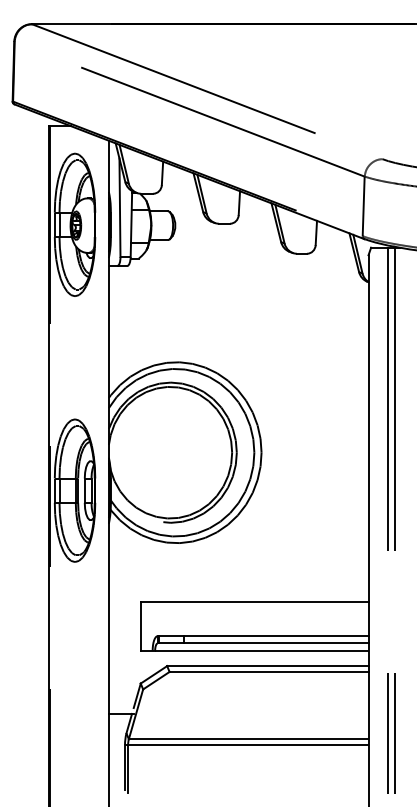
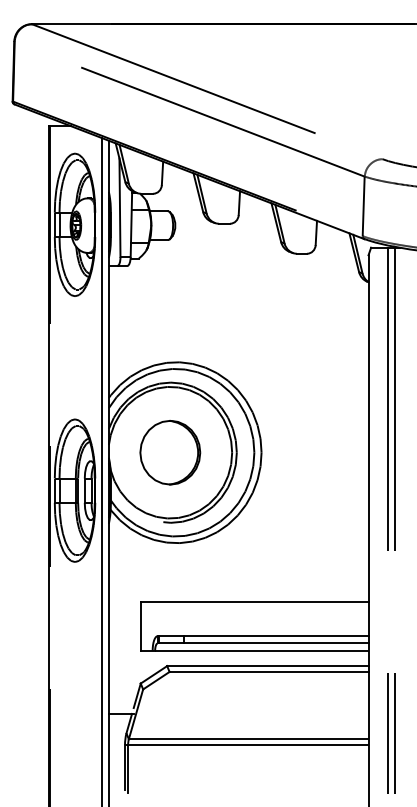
part: none -> present (170, 452)
line: none -> present (102, 470)
